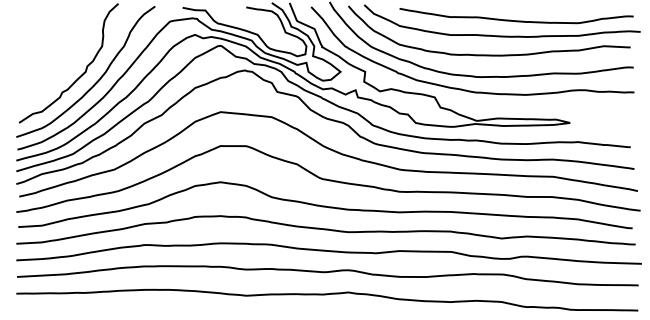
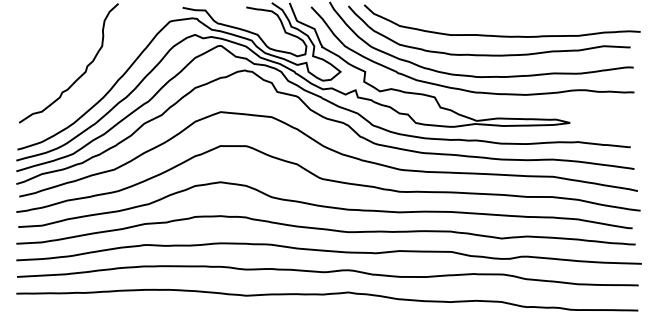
curve: present -> none (516, 20)
curve: present -> none (96, 81)
